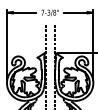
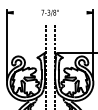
line: present -> none (21, 12)
line: present -> none (78, 12)
